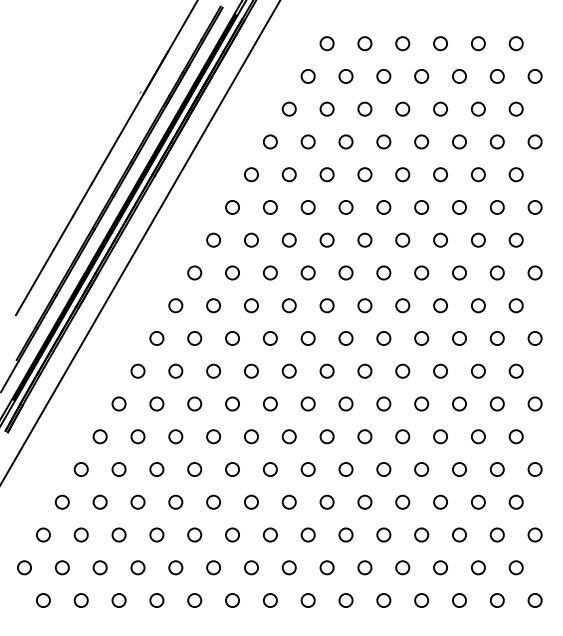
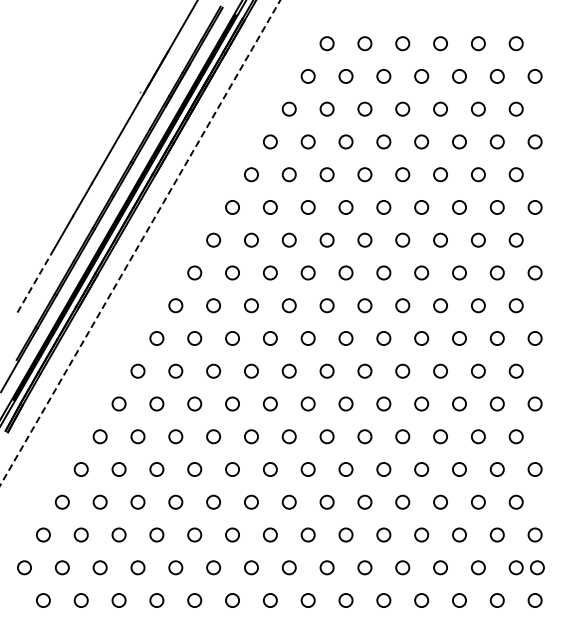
line: solid -> dashed (140, 242)
line: solid -> dashed (34, 282)
circle: none -> present (537, 567)
